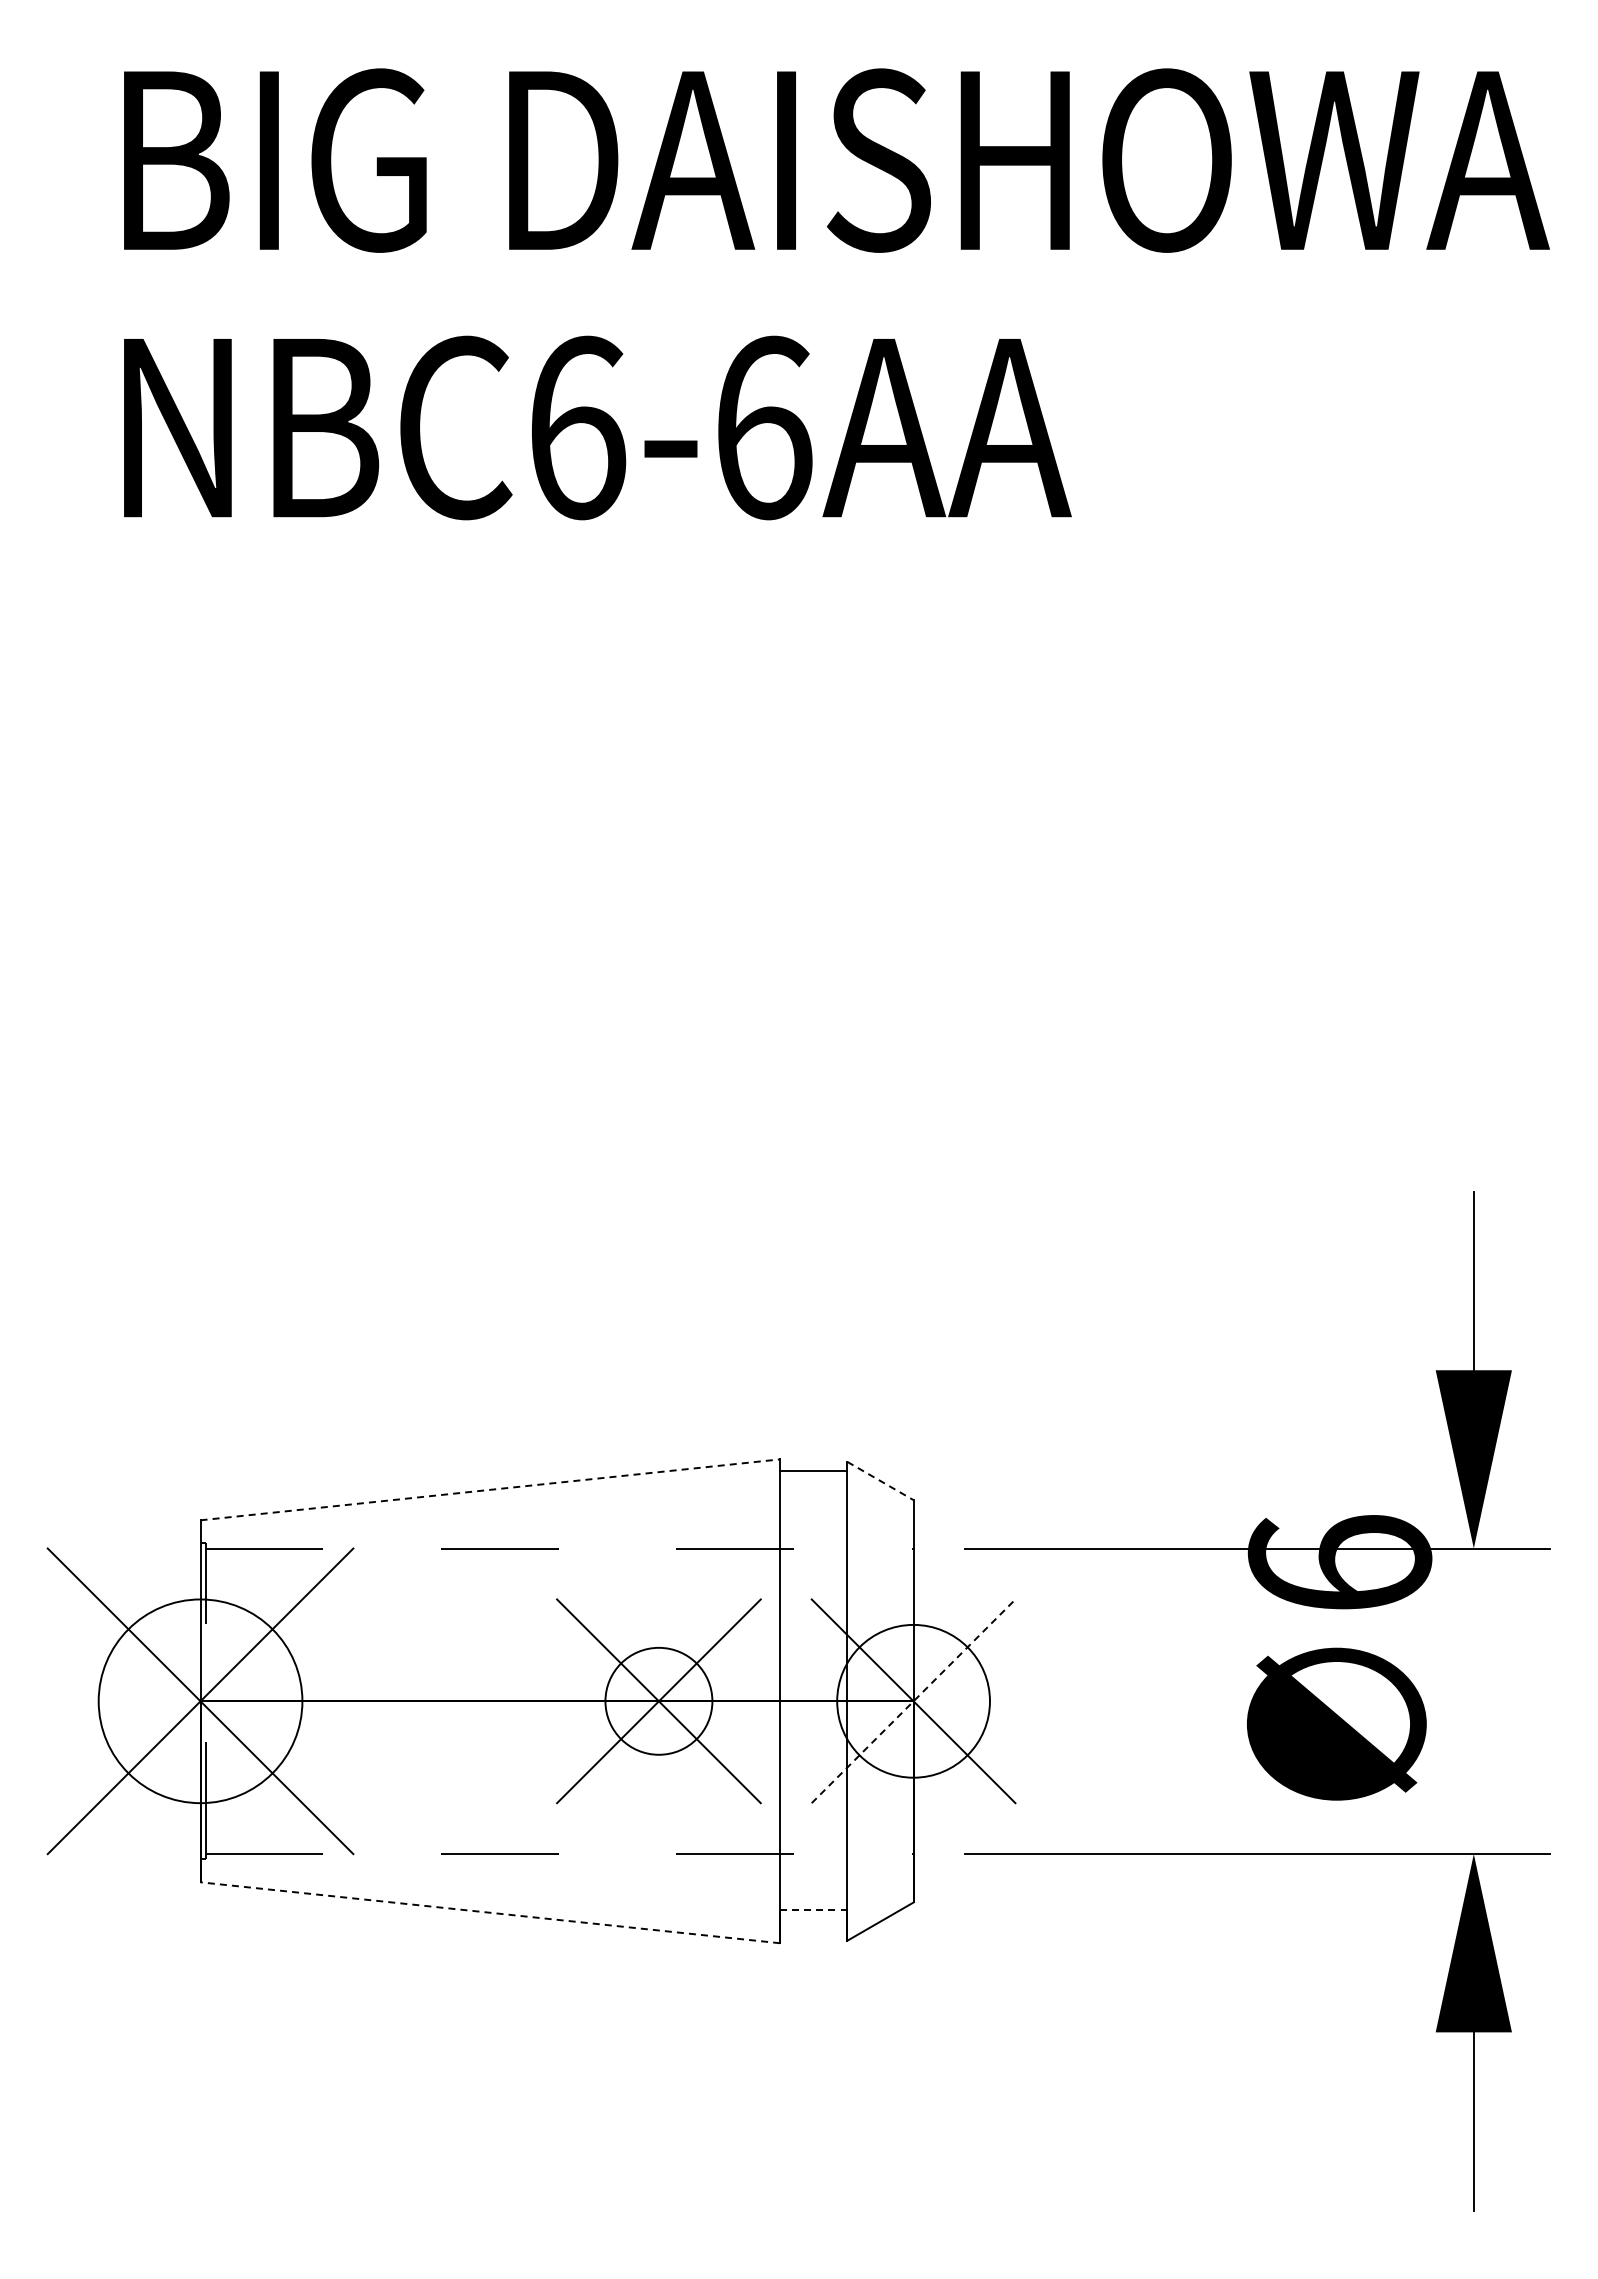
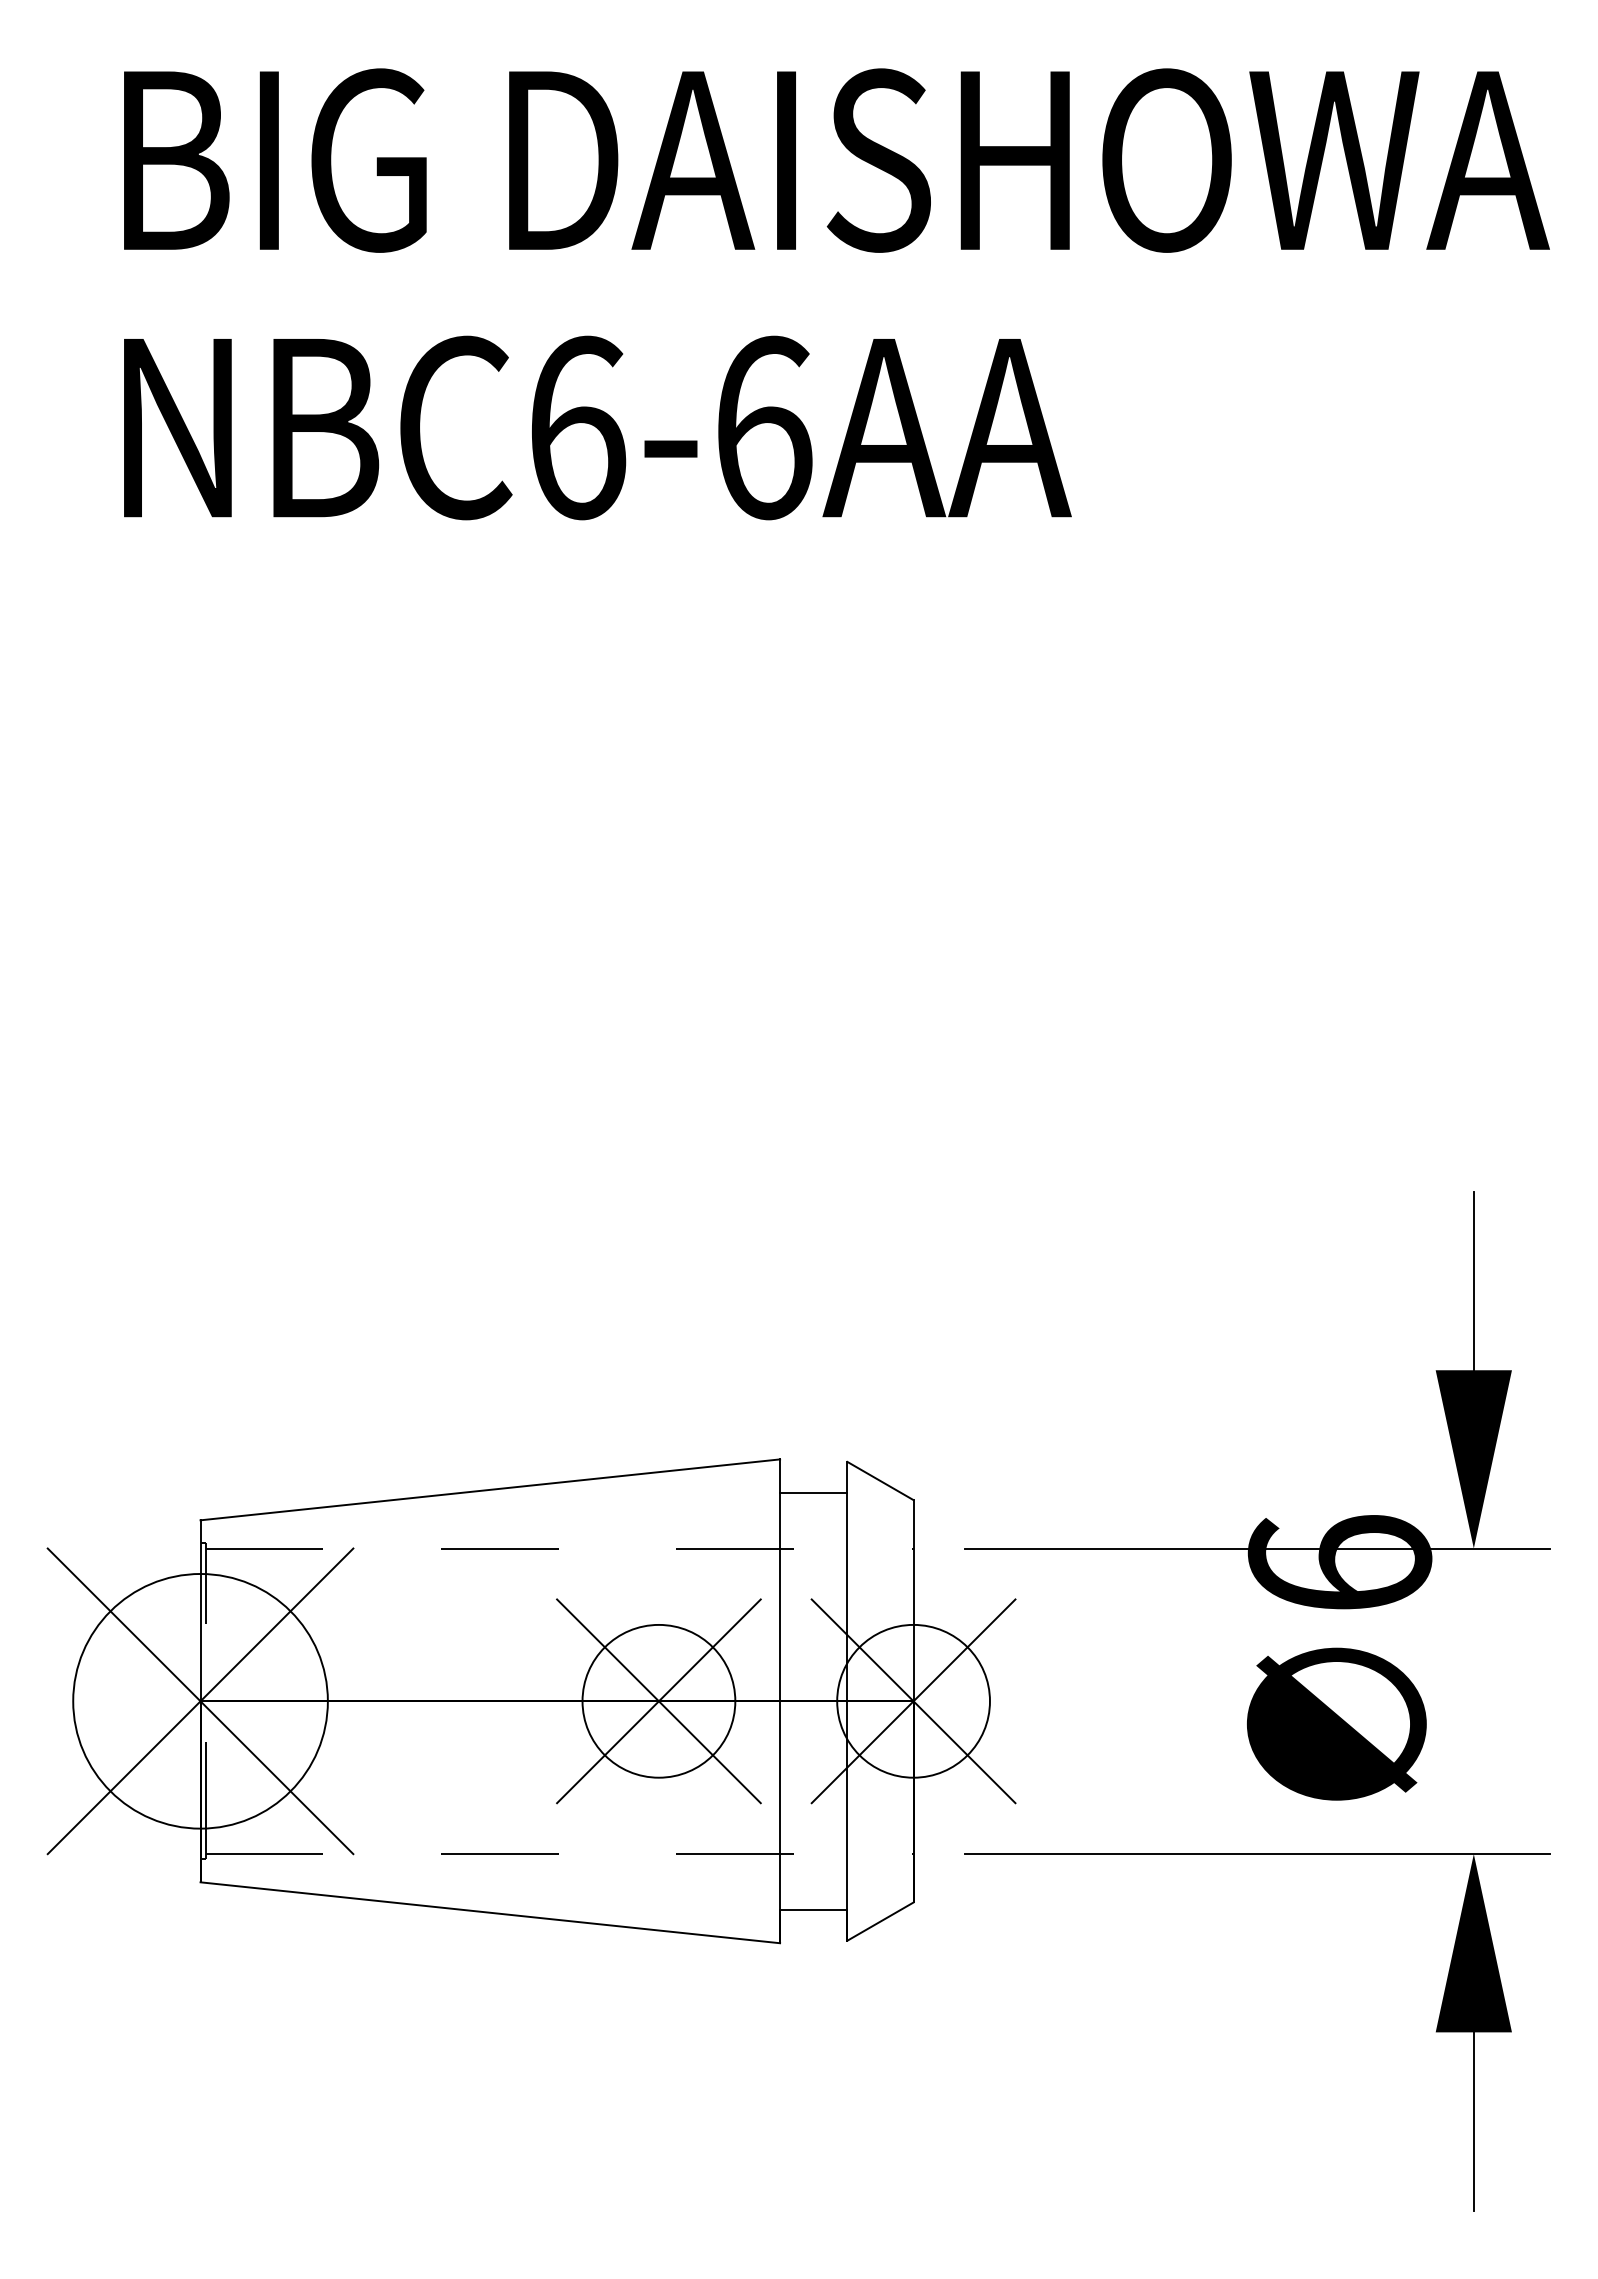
line position: (813, 1470) -> (813, 1492) (813, 1492)
line: dashed -> solid (880, 1481)
line: dashed -> solid (490, 1489)
circle diameter: 107 px -> 153 px (658, 1700)
line: dashed -> solid (913, 1700)
circle diameter: 204 px -> 255 px (200, 1700)
line: dashed -> solid (813, 1910)
line: dashed -> solid (489, 1912)
